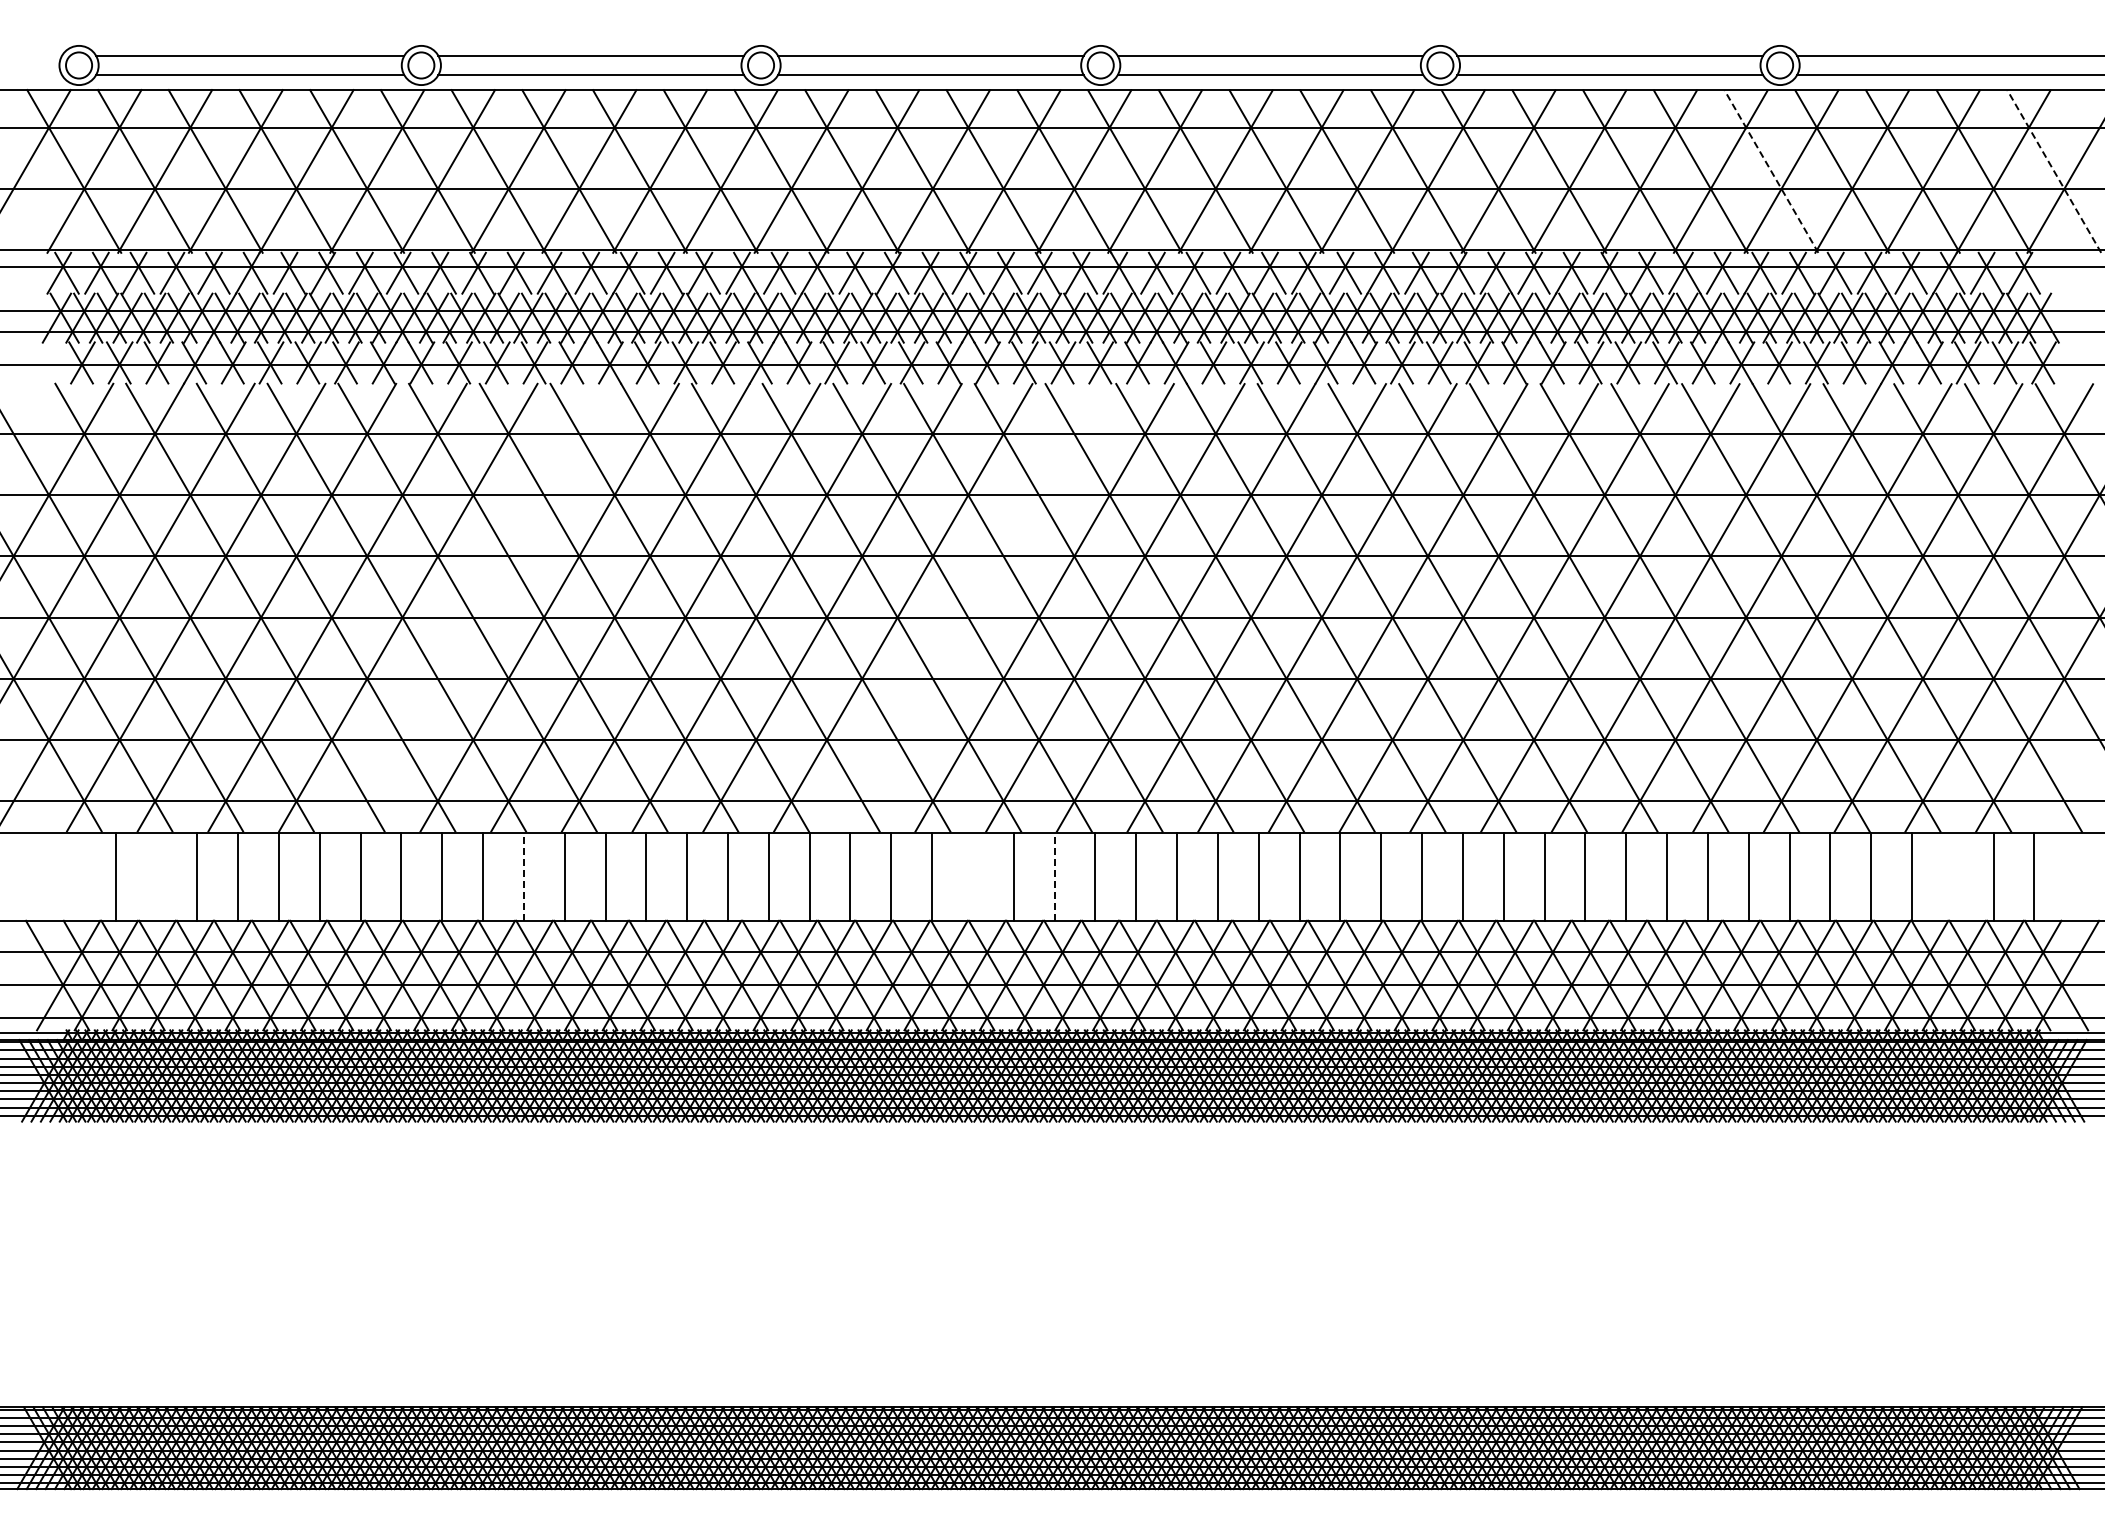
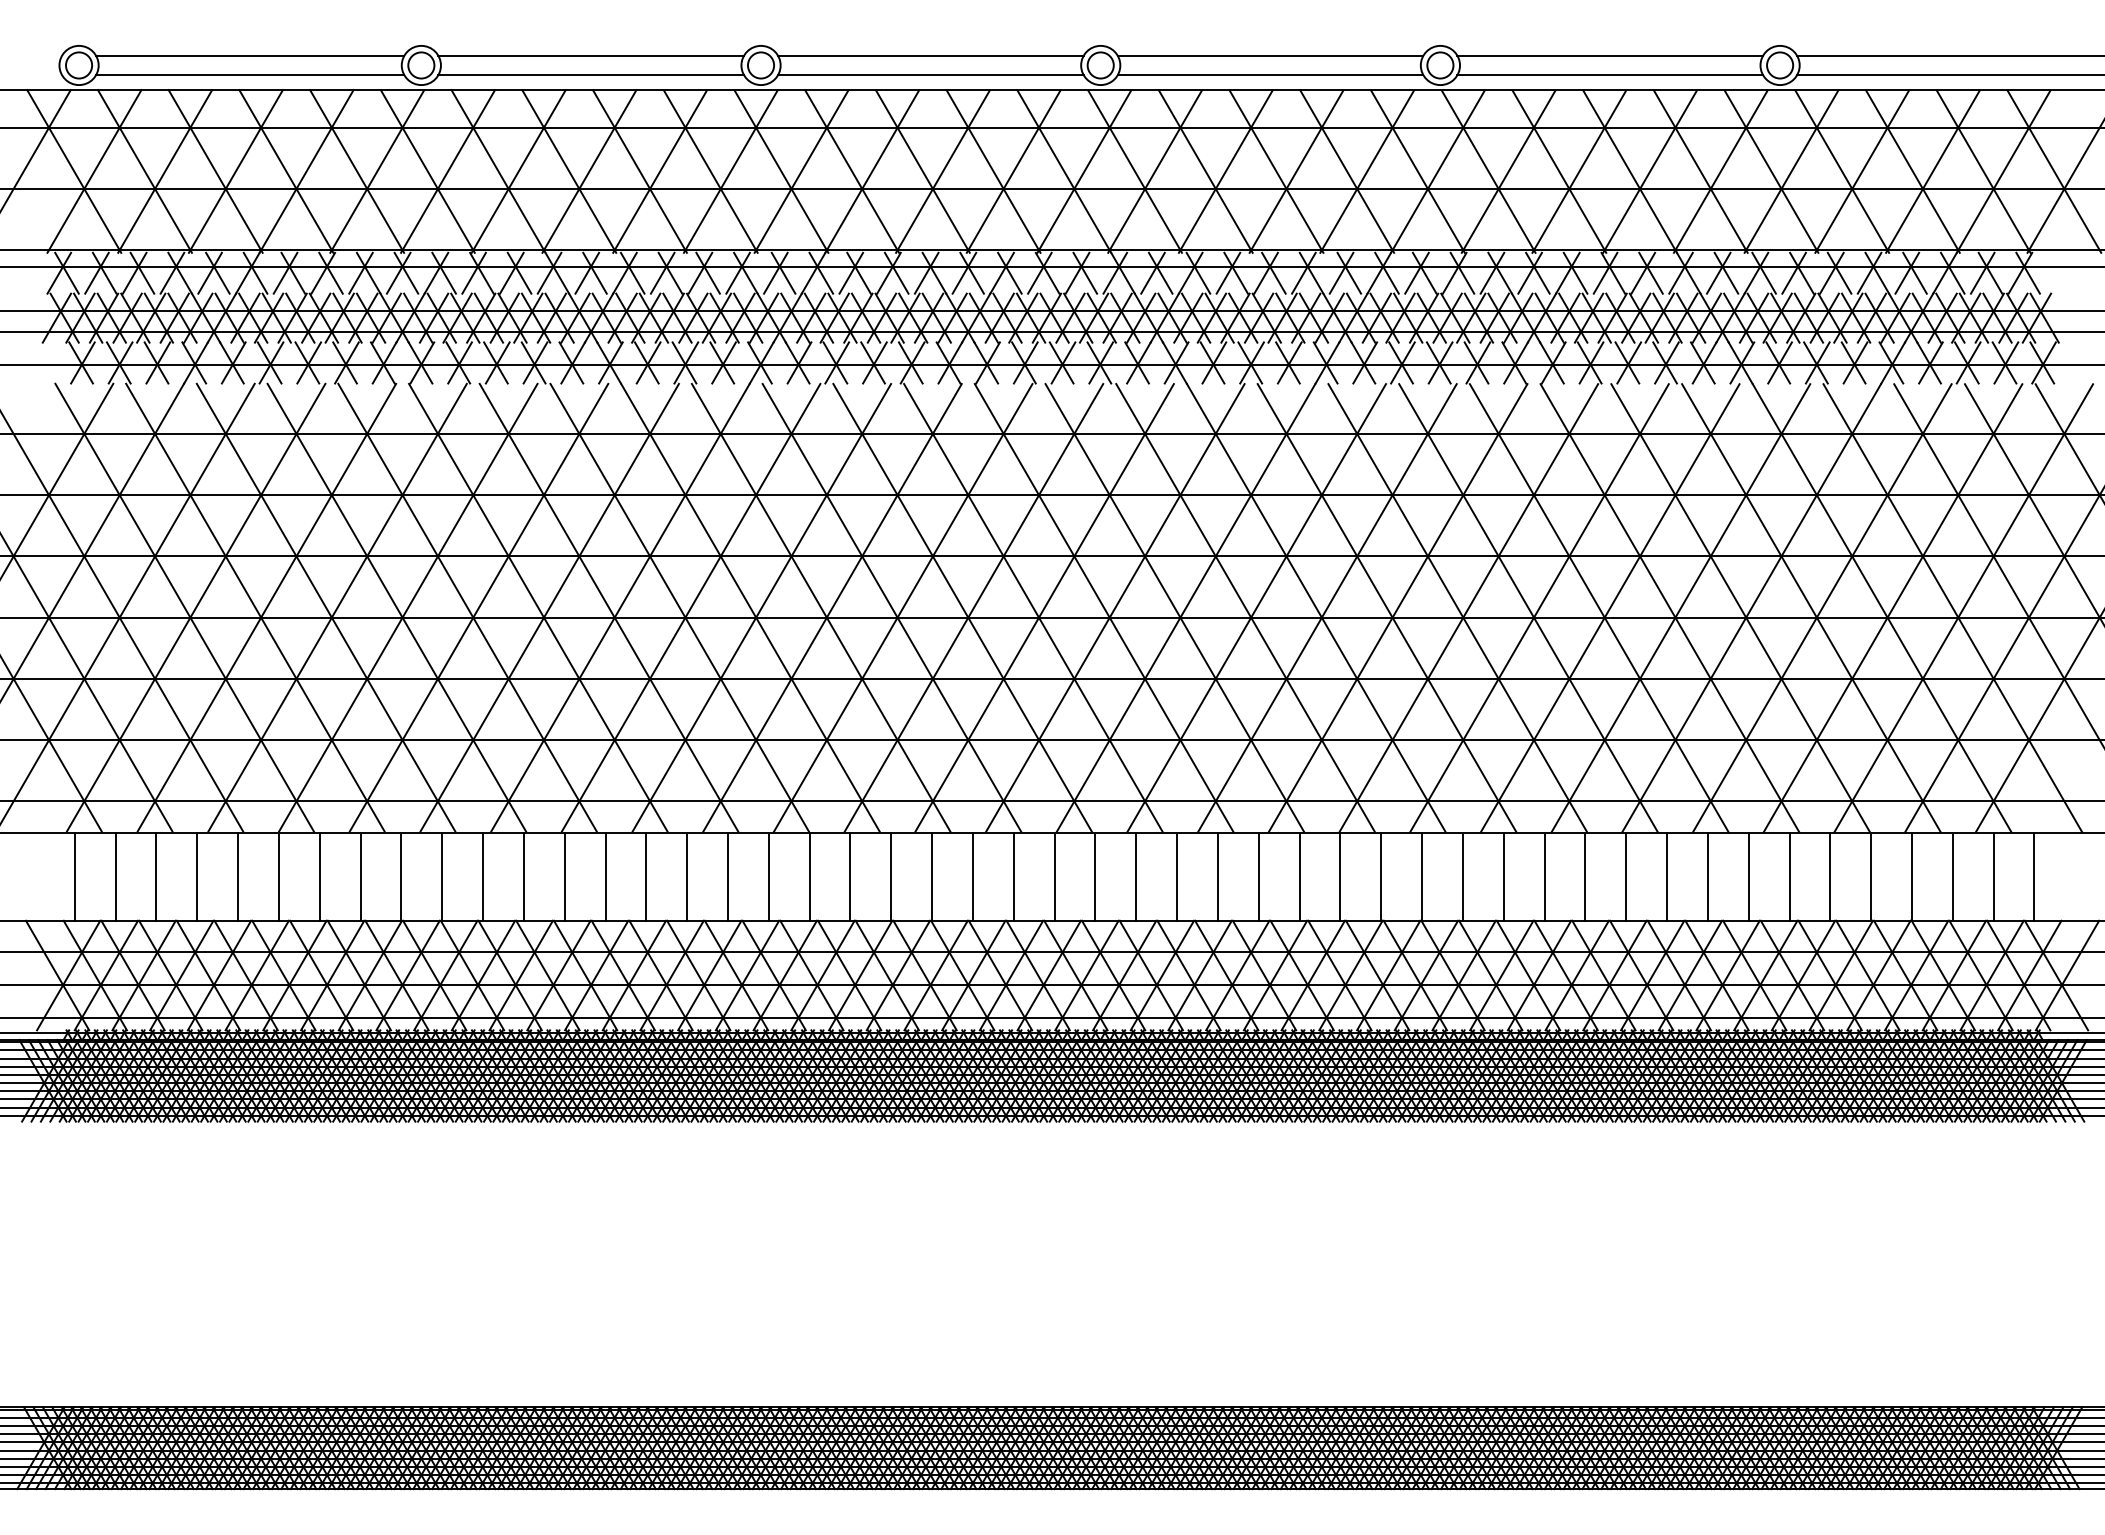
line: dashed -> solid (1771, 171)
line: dashed -> solid (2054, 171)
line: none -> present (478, 607)
line: none -> present (973, 607)
line: none -> present (74, 876)
line: none -> present (156, 876)
line: dashed -> solid (523, 876)
line: none -> present (972, 876)
line: dashed -> solid (1054, 876)
line: none -> present (1952, 876)
